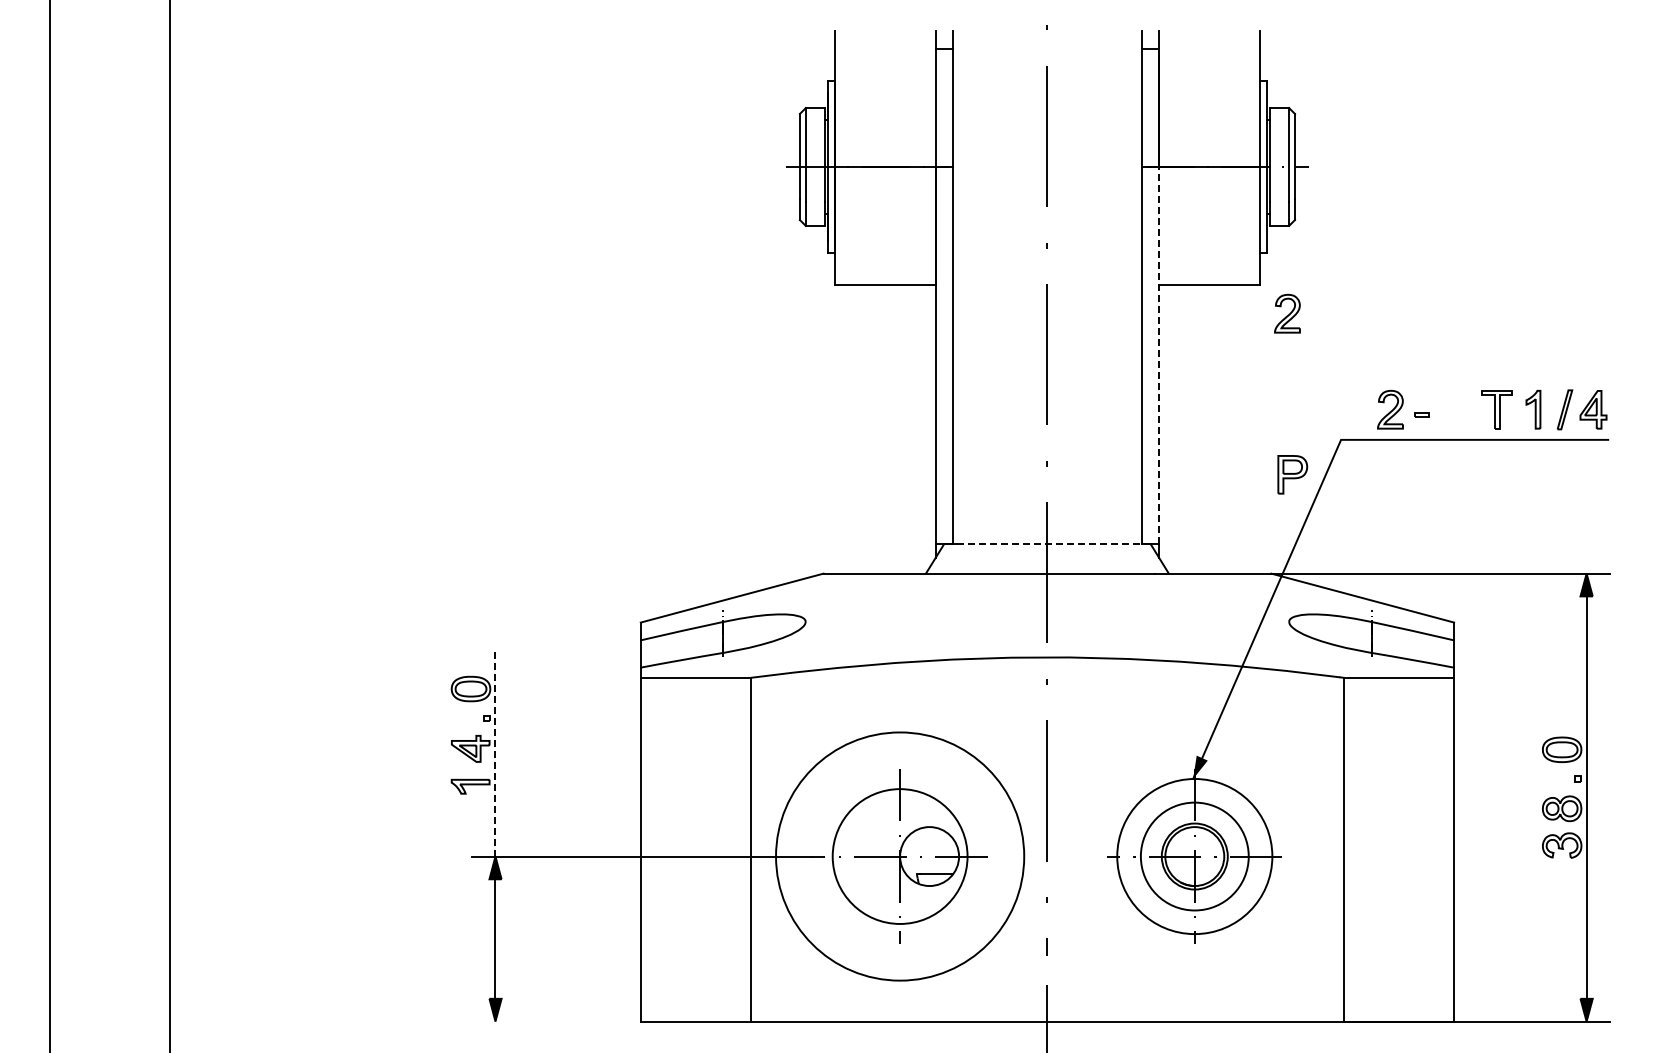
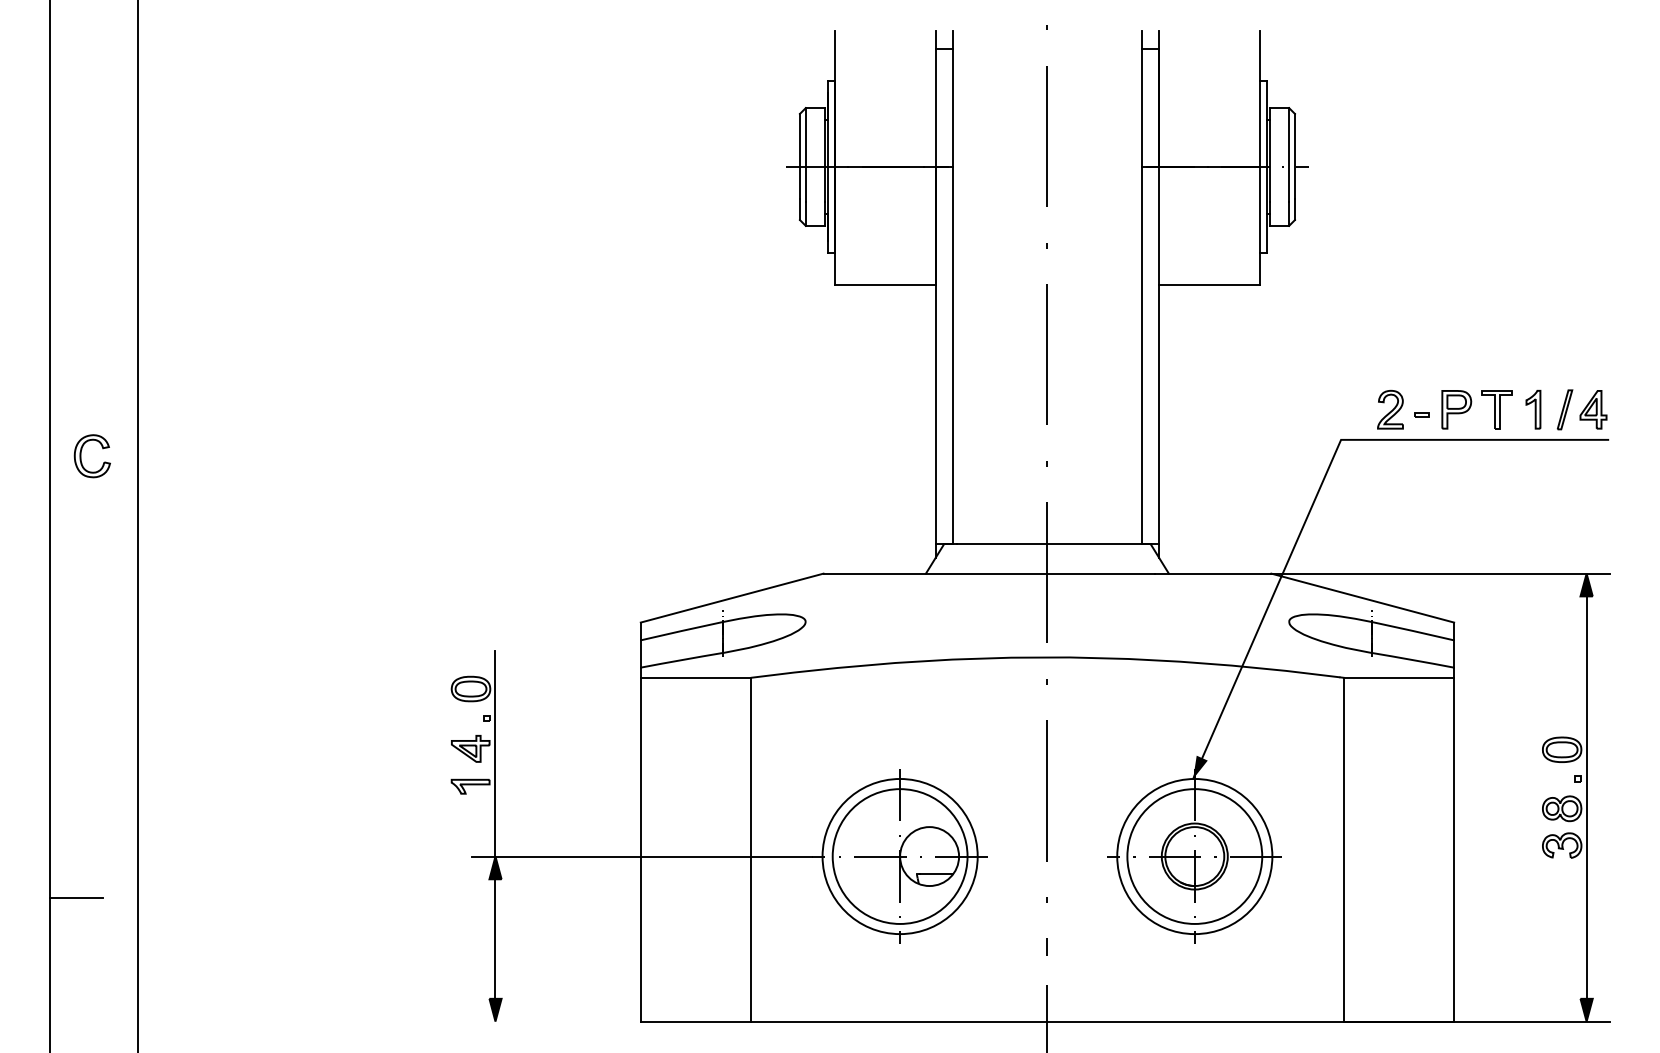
part: present -> none (1287, 313)
line: dashed -> solid (1159, 355)
part: none -> present (81, 456)
part position: (1292, 474) -> (1456, 409) (1456, 409)
line position: (170, 525) -> (138, 525) (138, 525)
line: dashed -> solid (1053, 544)
line: dashed -> solid (495, 753)
circle diameter: 248 px -> 155 px (899, 856)
circle diameter: 108 px -> 135 px (1194, 856)
line: none -> present (75, 898)
